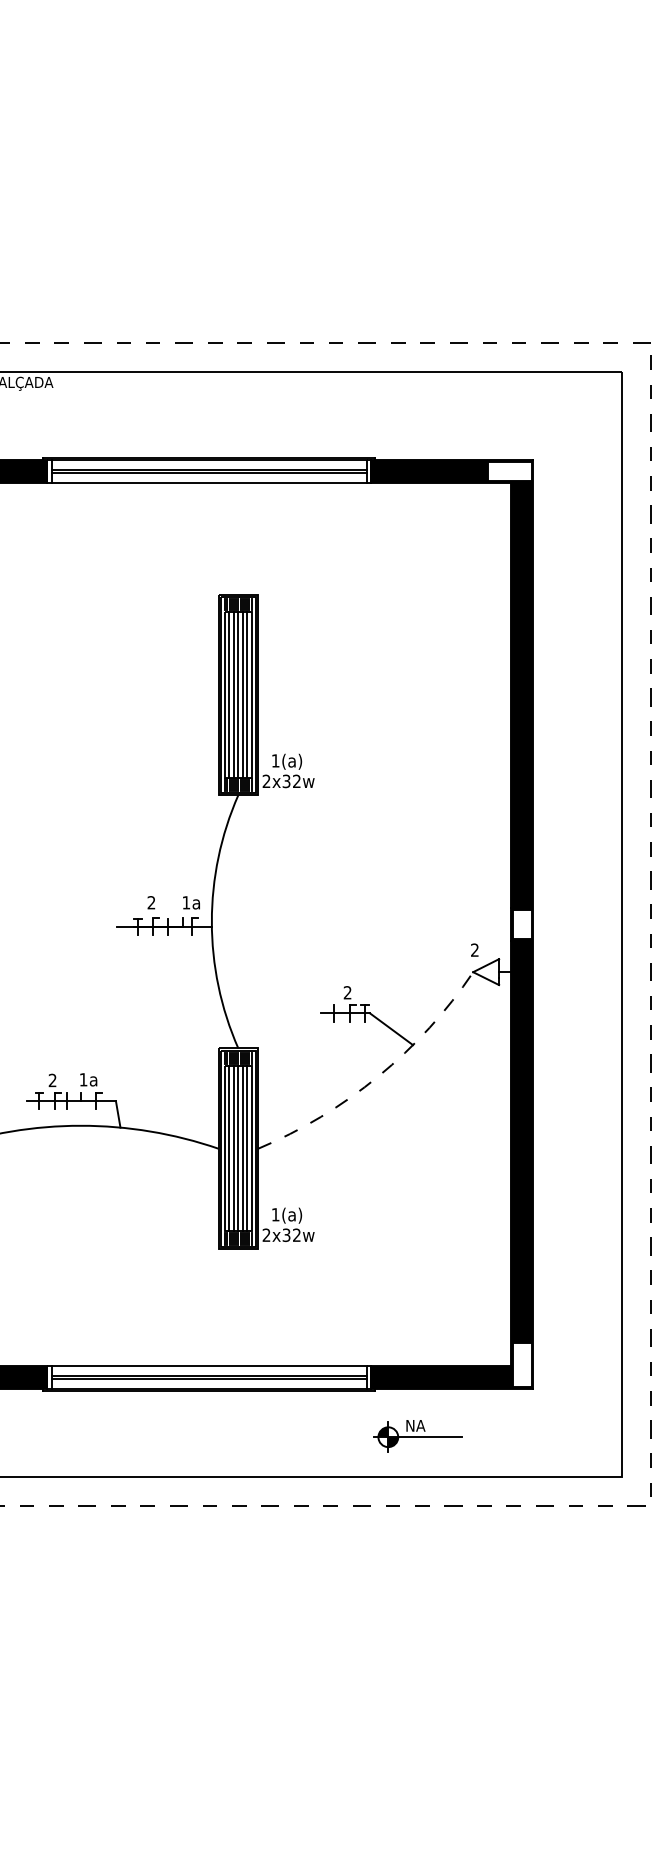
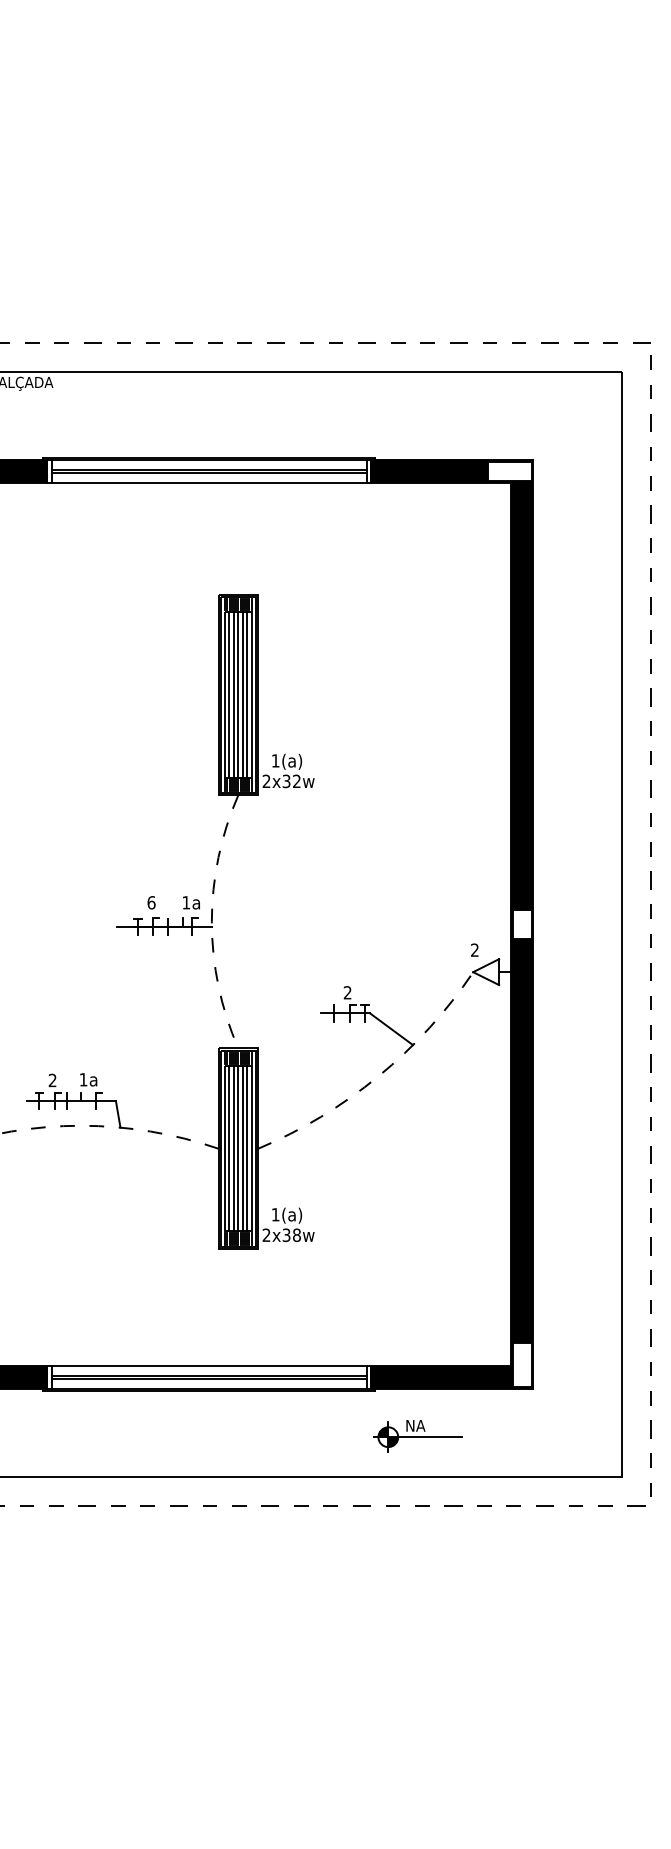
text: 2 -> 6 (151, 902)
arc: solid -> dashed (211, 921)
arc: solid -> dashed (110, 1126)
text: 2x32w -> 2x38w (296, 1234)
